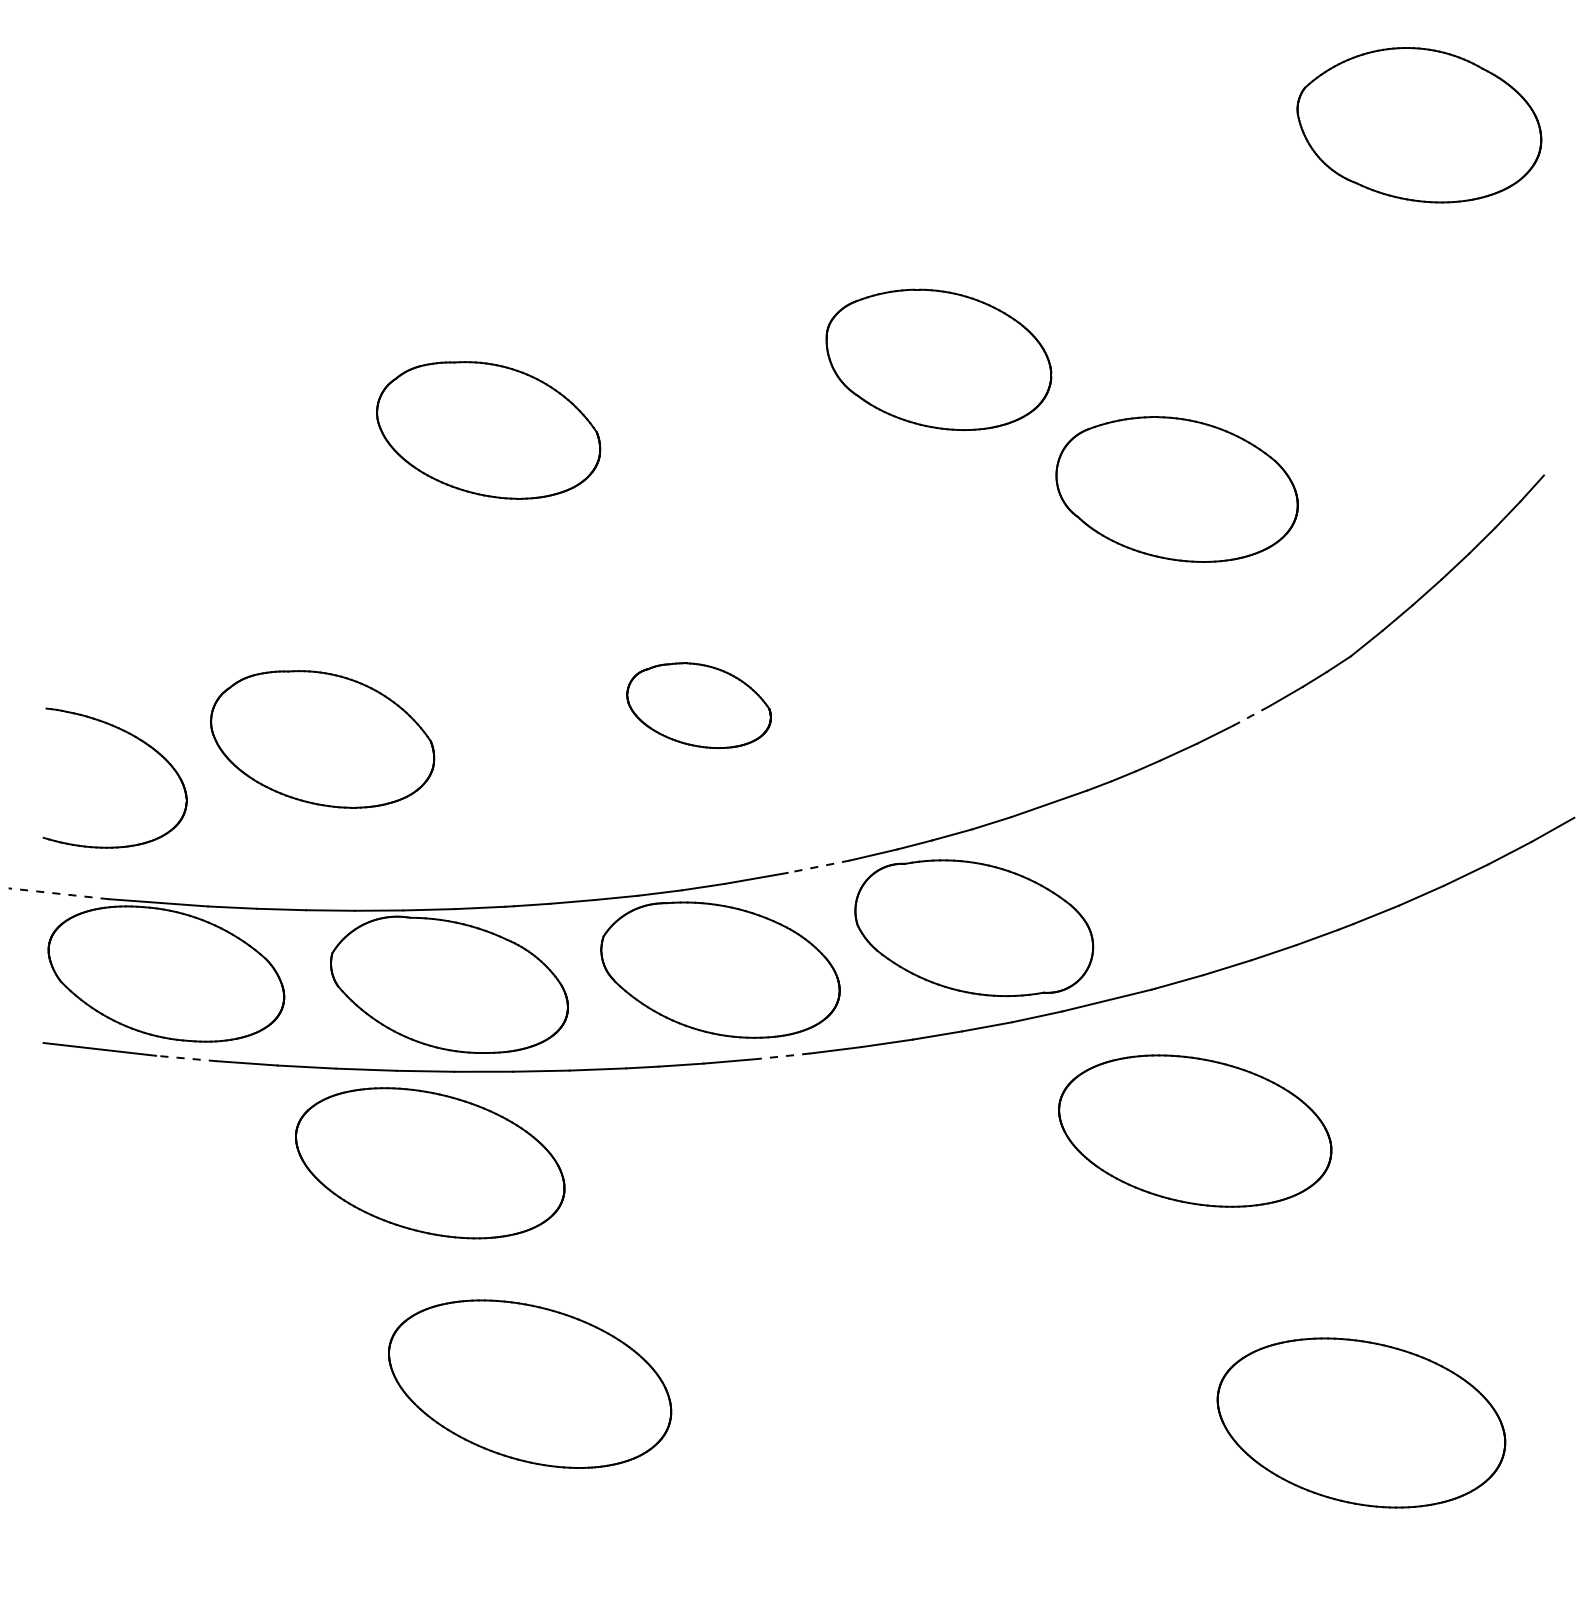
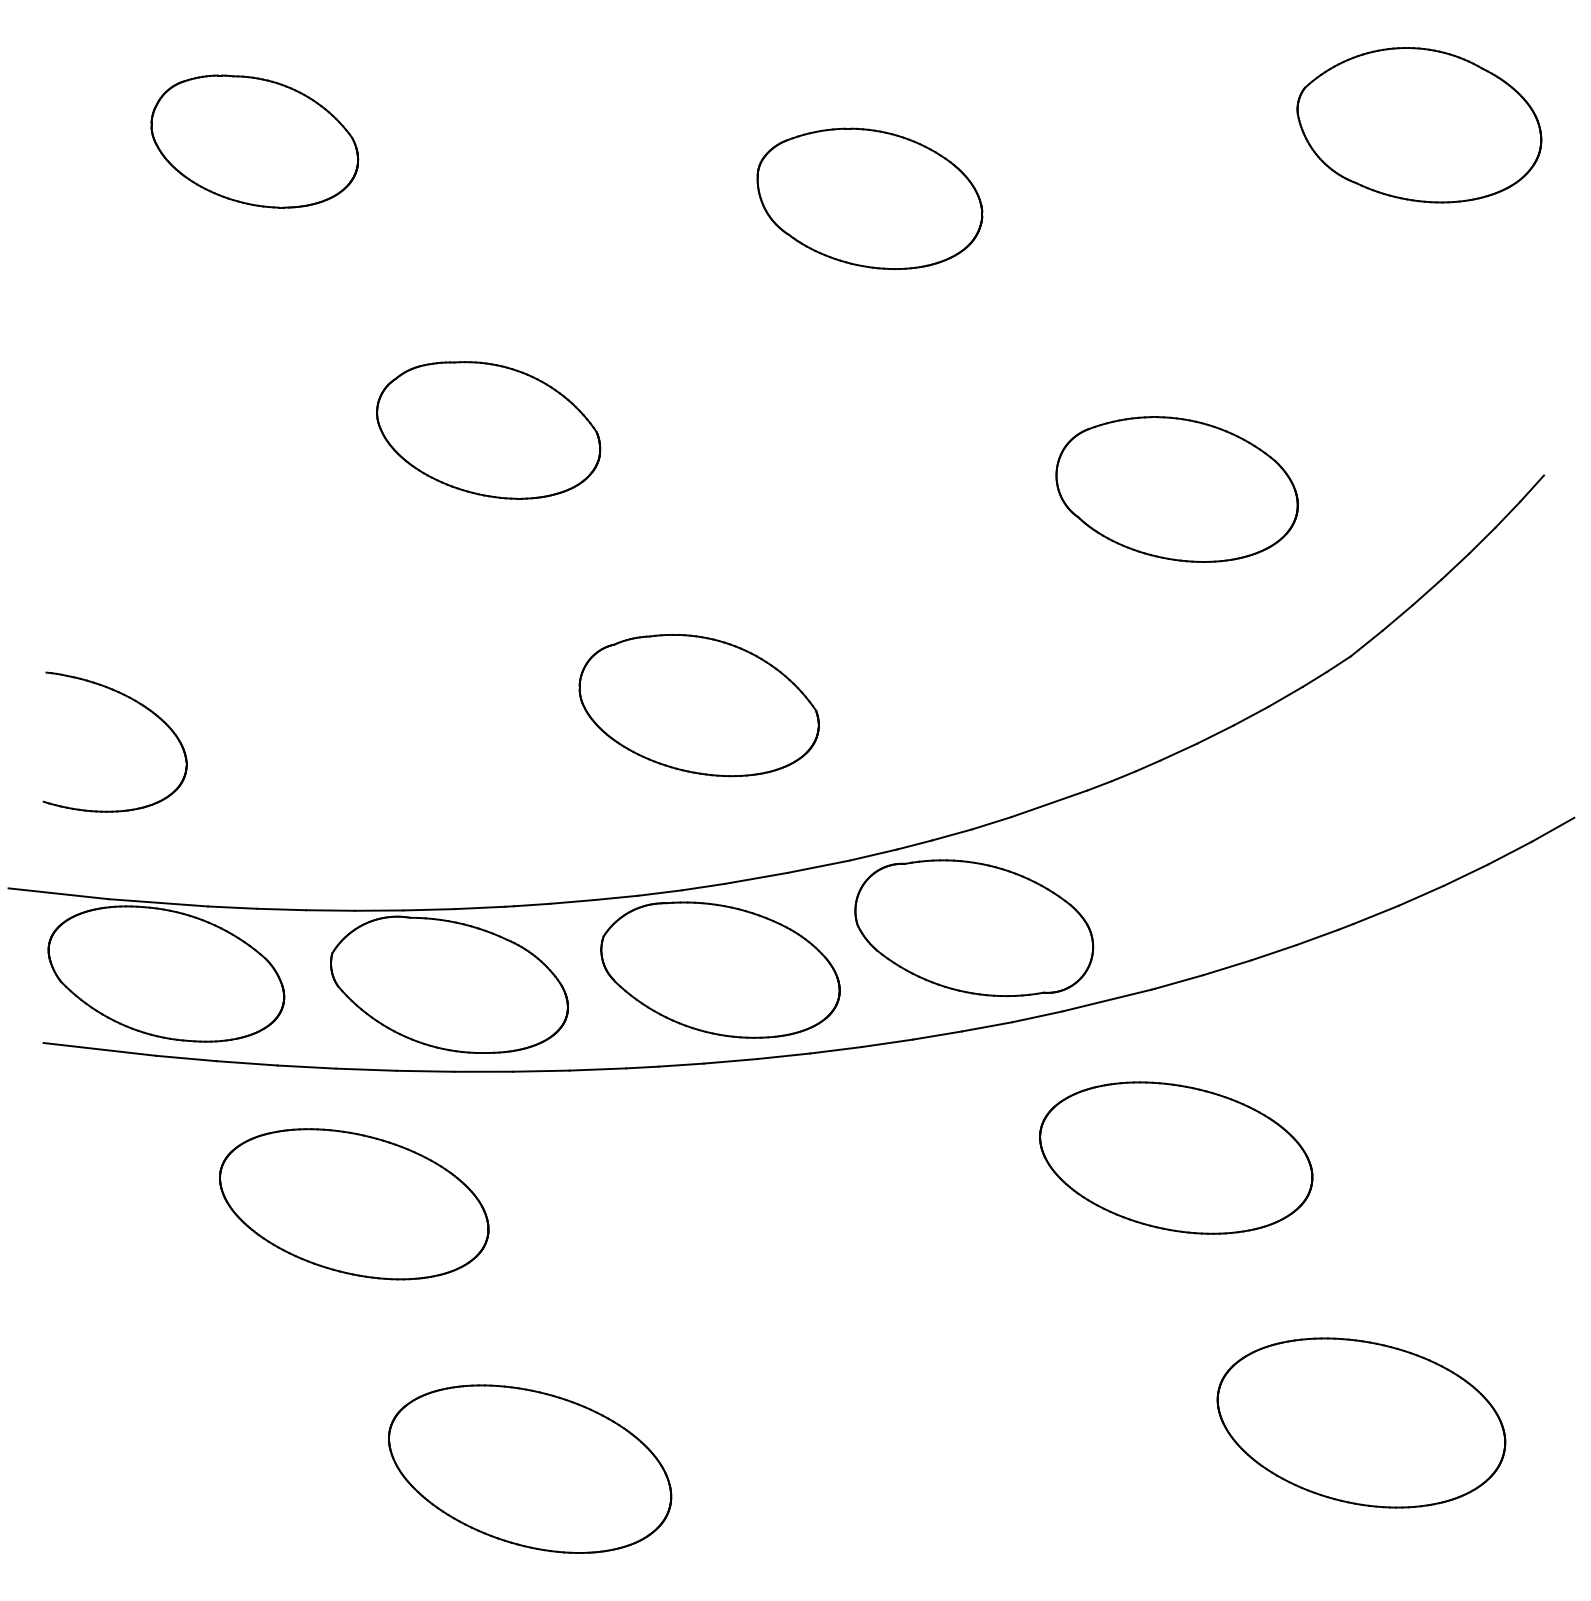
part: none -> present (254, 141)
part position: (938, 359) -> (869, 198) (869, 198)
part size: 146x87 px -> 242x144 px (698, 705)
line: dashed -> solid (1251, 716)
part: present -> none (322, 739)
part position: (140, 741) -> (140, 705) (140, 705)
line: dashed -> solid (818, 866)
line: dashed -> solid (58, 893)
line: dashed -> solid (783, 1056)
line: dashed -> solid (186, 1058)
part position: (1195, 1130) -> (1176, 1157) (1176, 1157)
part position: (430, 1163) -> (354, 1204) (354, 1204)
part position: (530, 1383) -> (530, 1468) (530, 1468)
